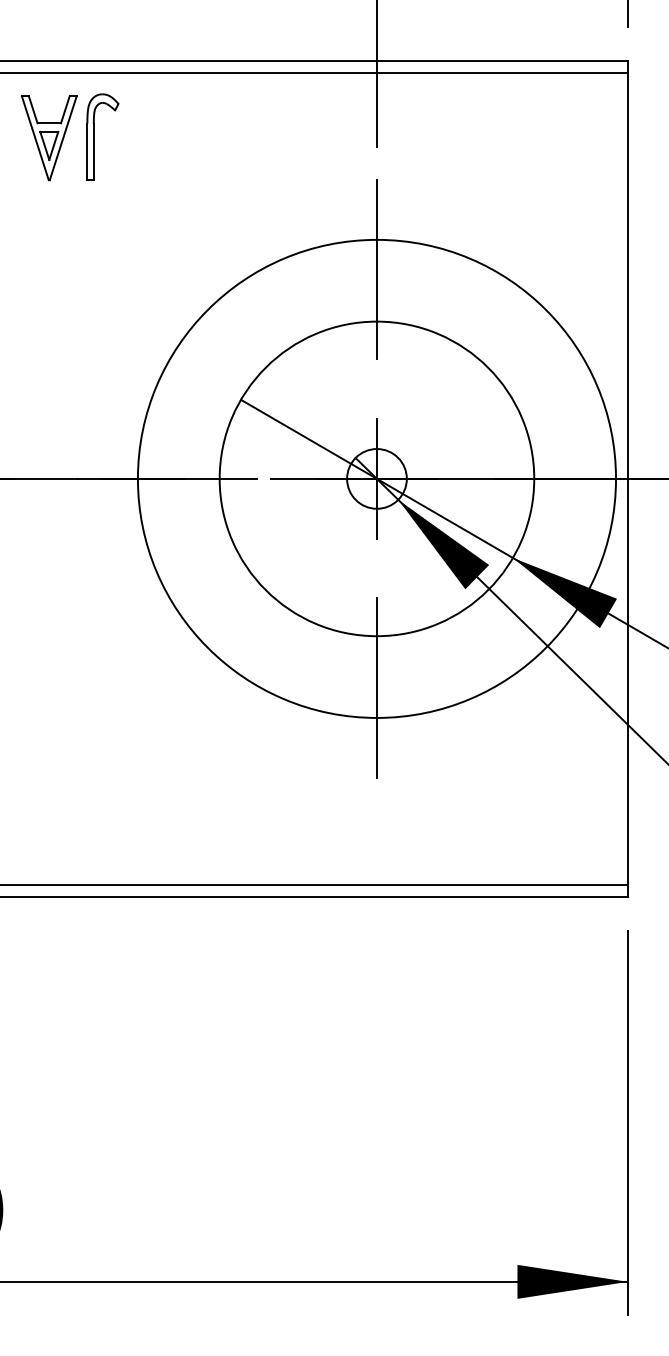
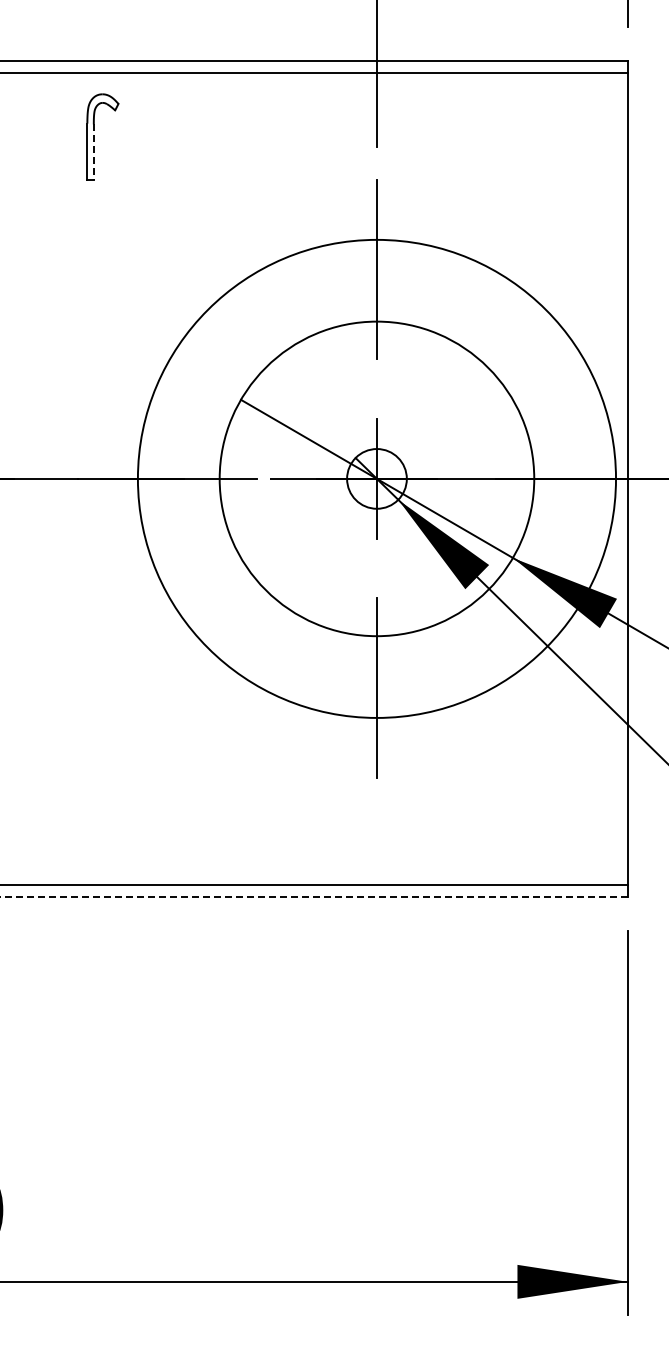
part: present -> none (49, 138)
line: solid -> dashed (93, 152)
line: solid -> dashed (314, 897)
